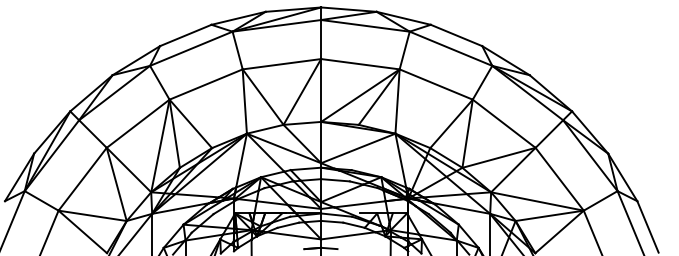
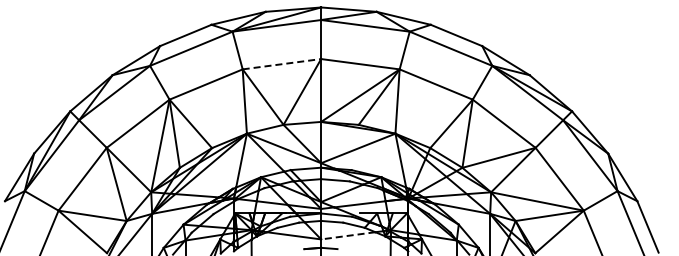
line: solid -> dashed (281, 64)
line: solid -> dashed (347, 235)
